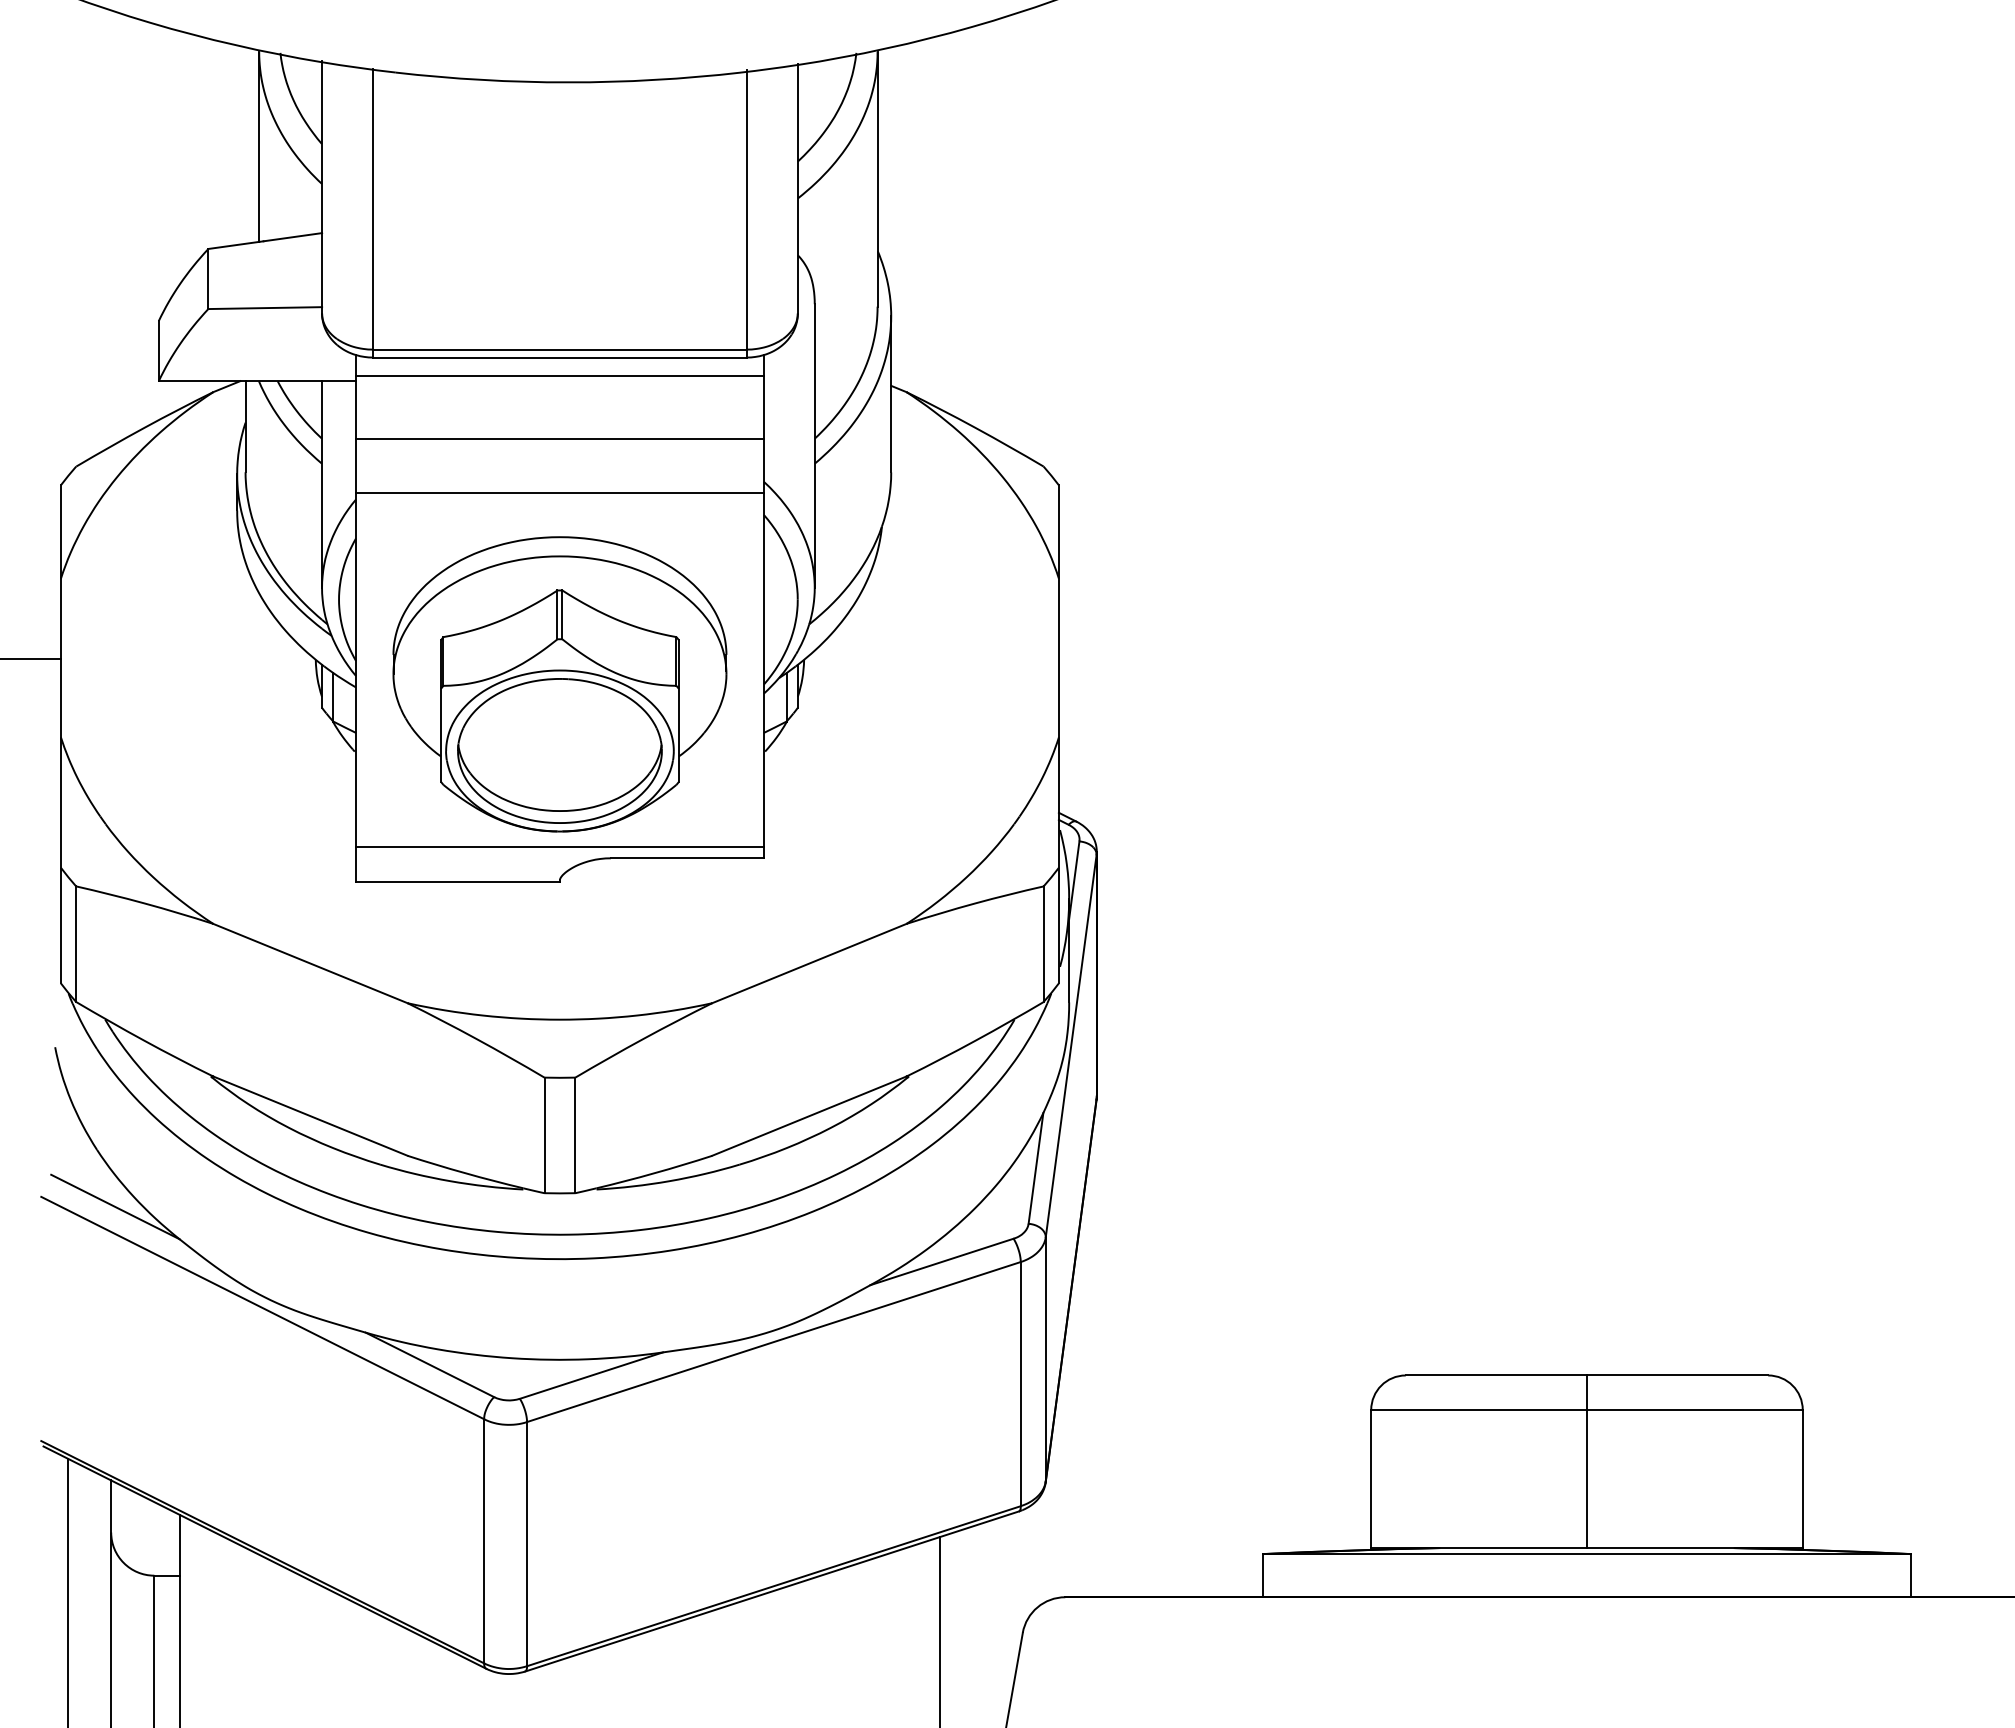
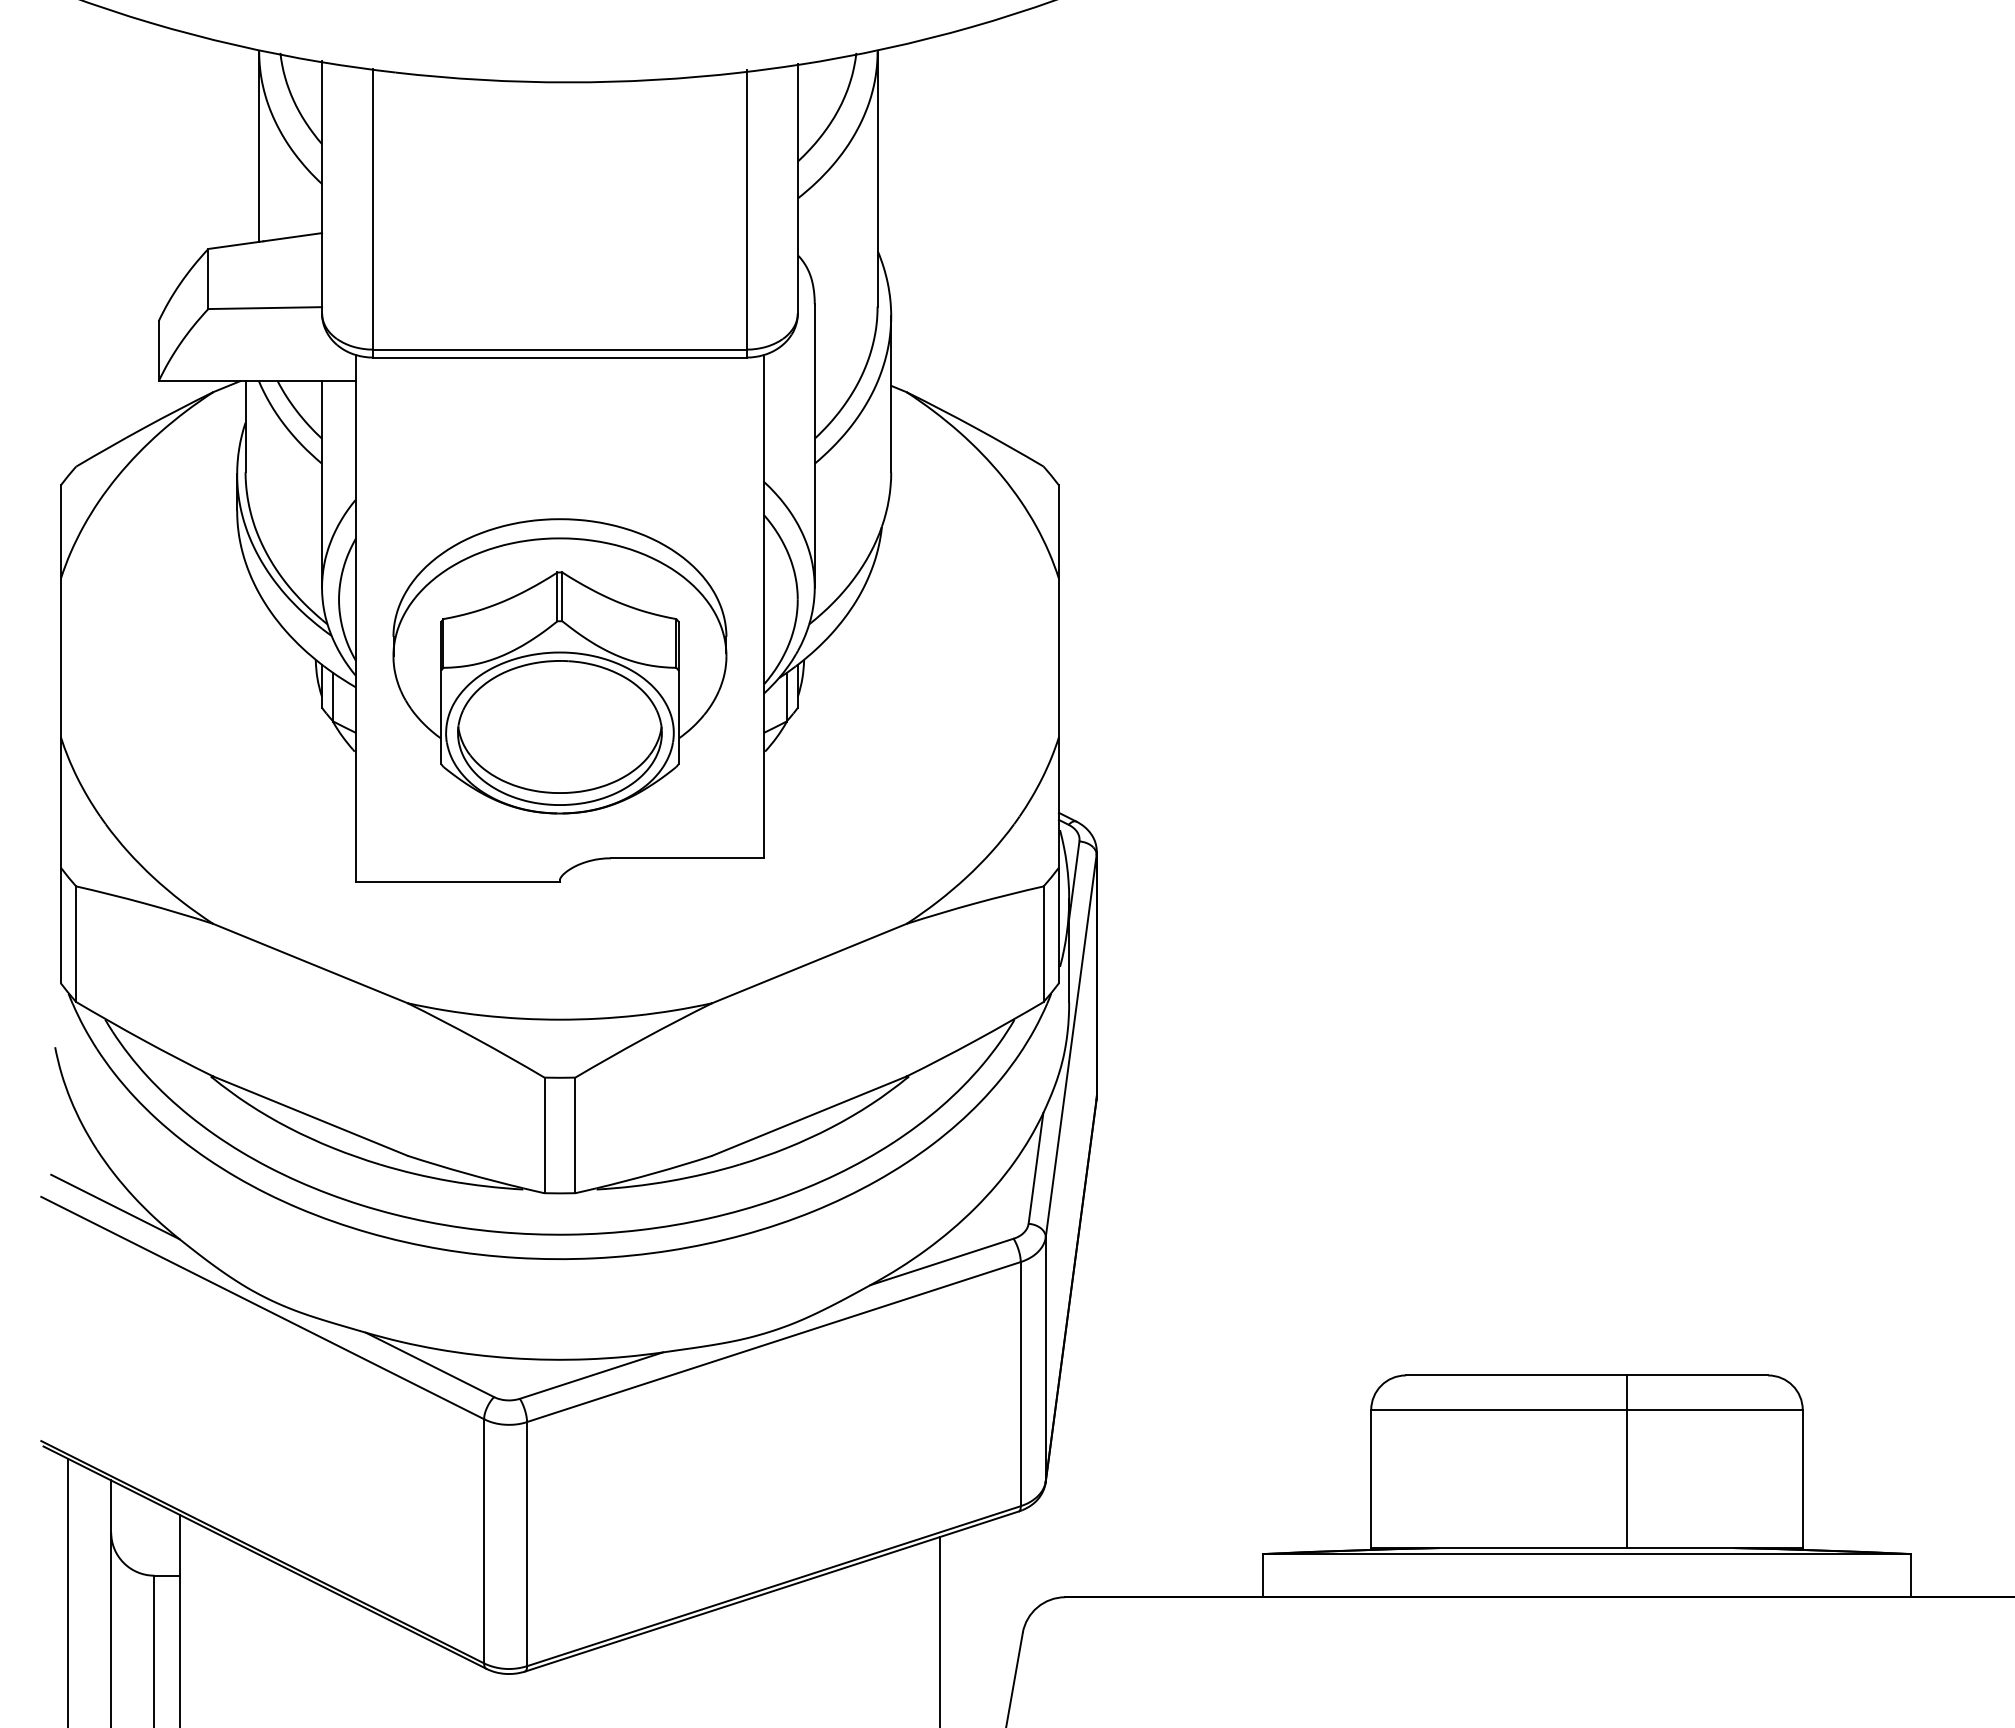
line: present -> none (559, 375)
line: present -> none (559, 438)
line: present -> none (559, 493)
line: present -> none (31, 659)
part position: (559, 684) -> (559, 666) (559, 666)
line: present -> none (559, 847)
line position: (1586, 1461) -> (1626, 1461) (1626, 1461)
